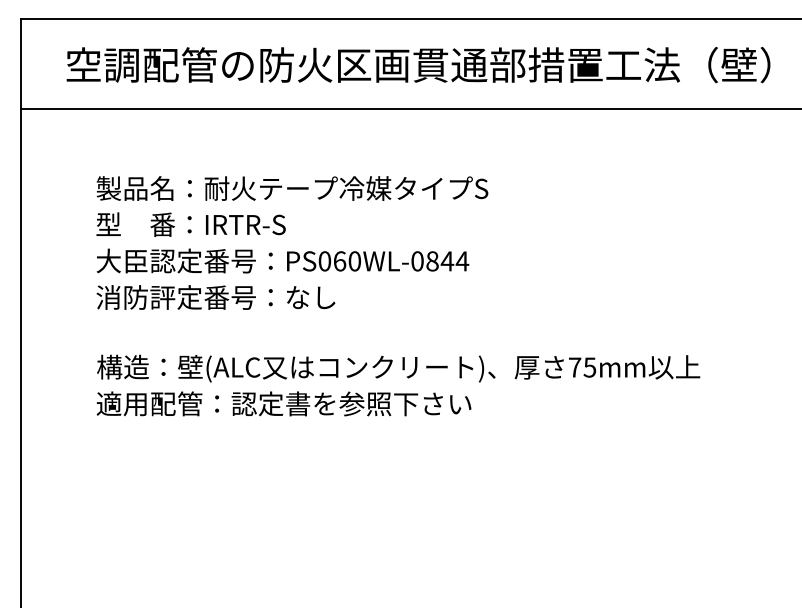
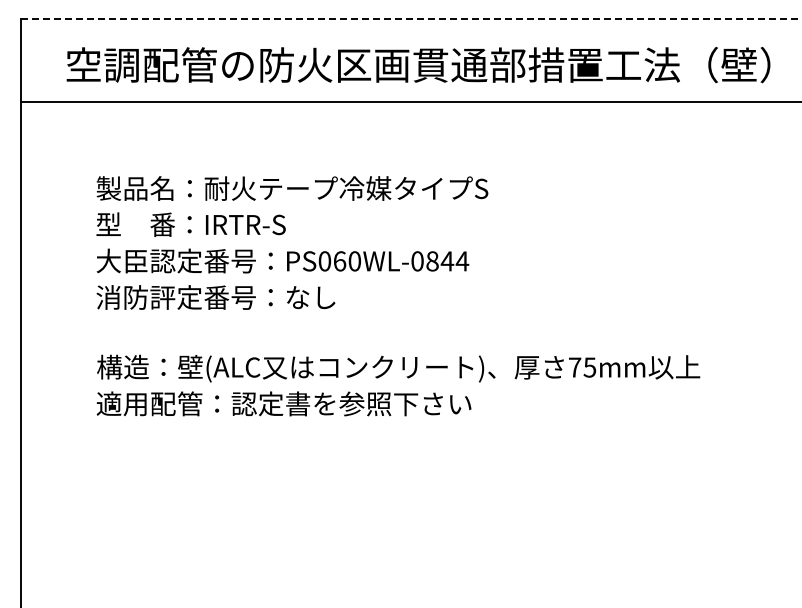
line: solid -> dashed (411, 18)
line position: (409, 109) -> (409, 102) (409, 102)
